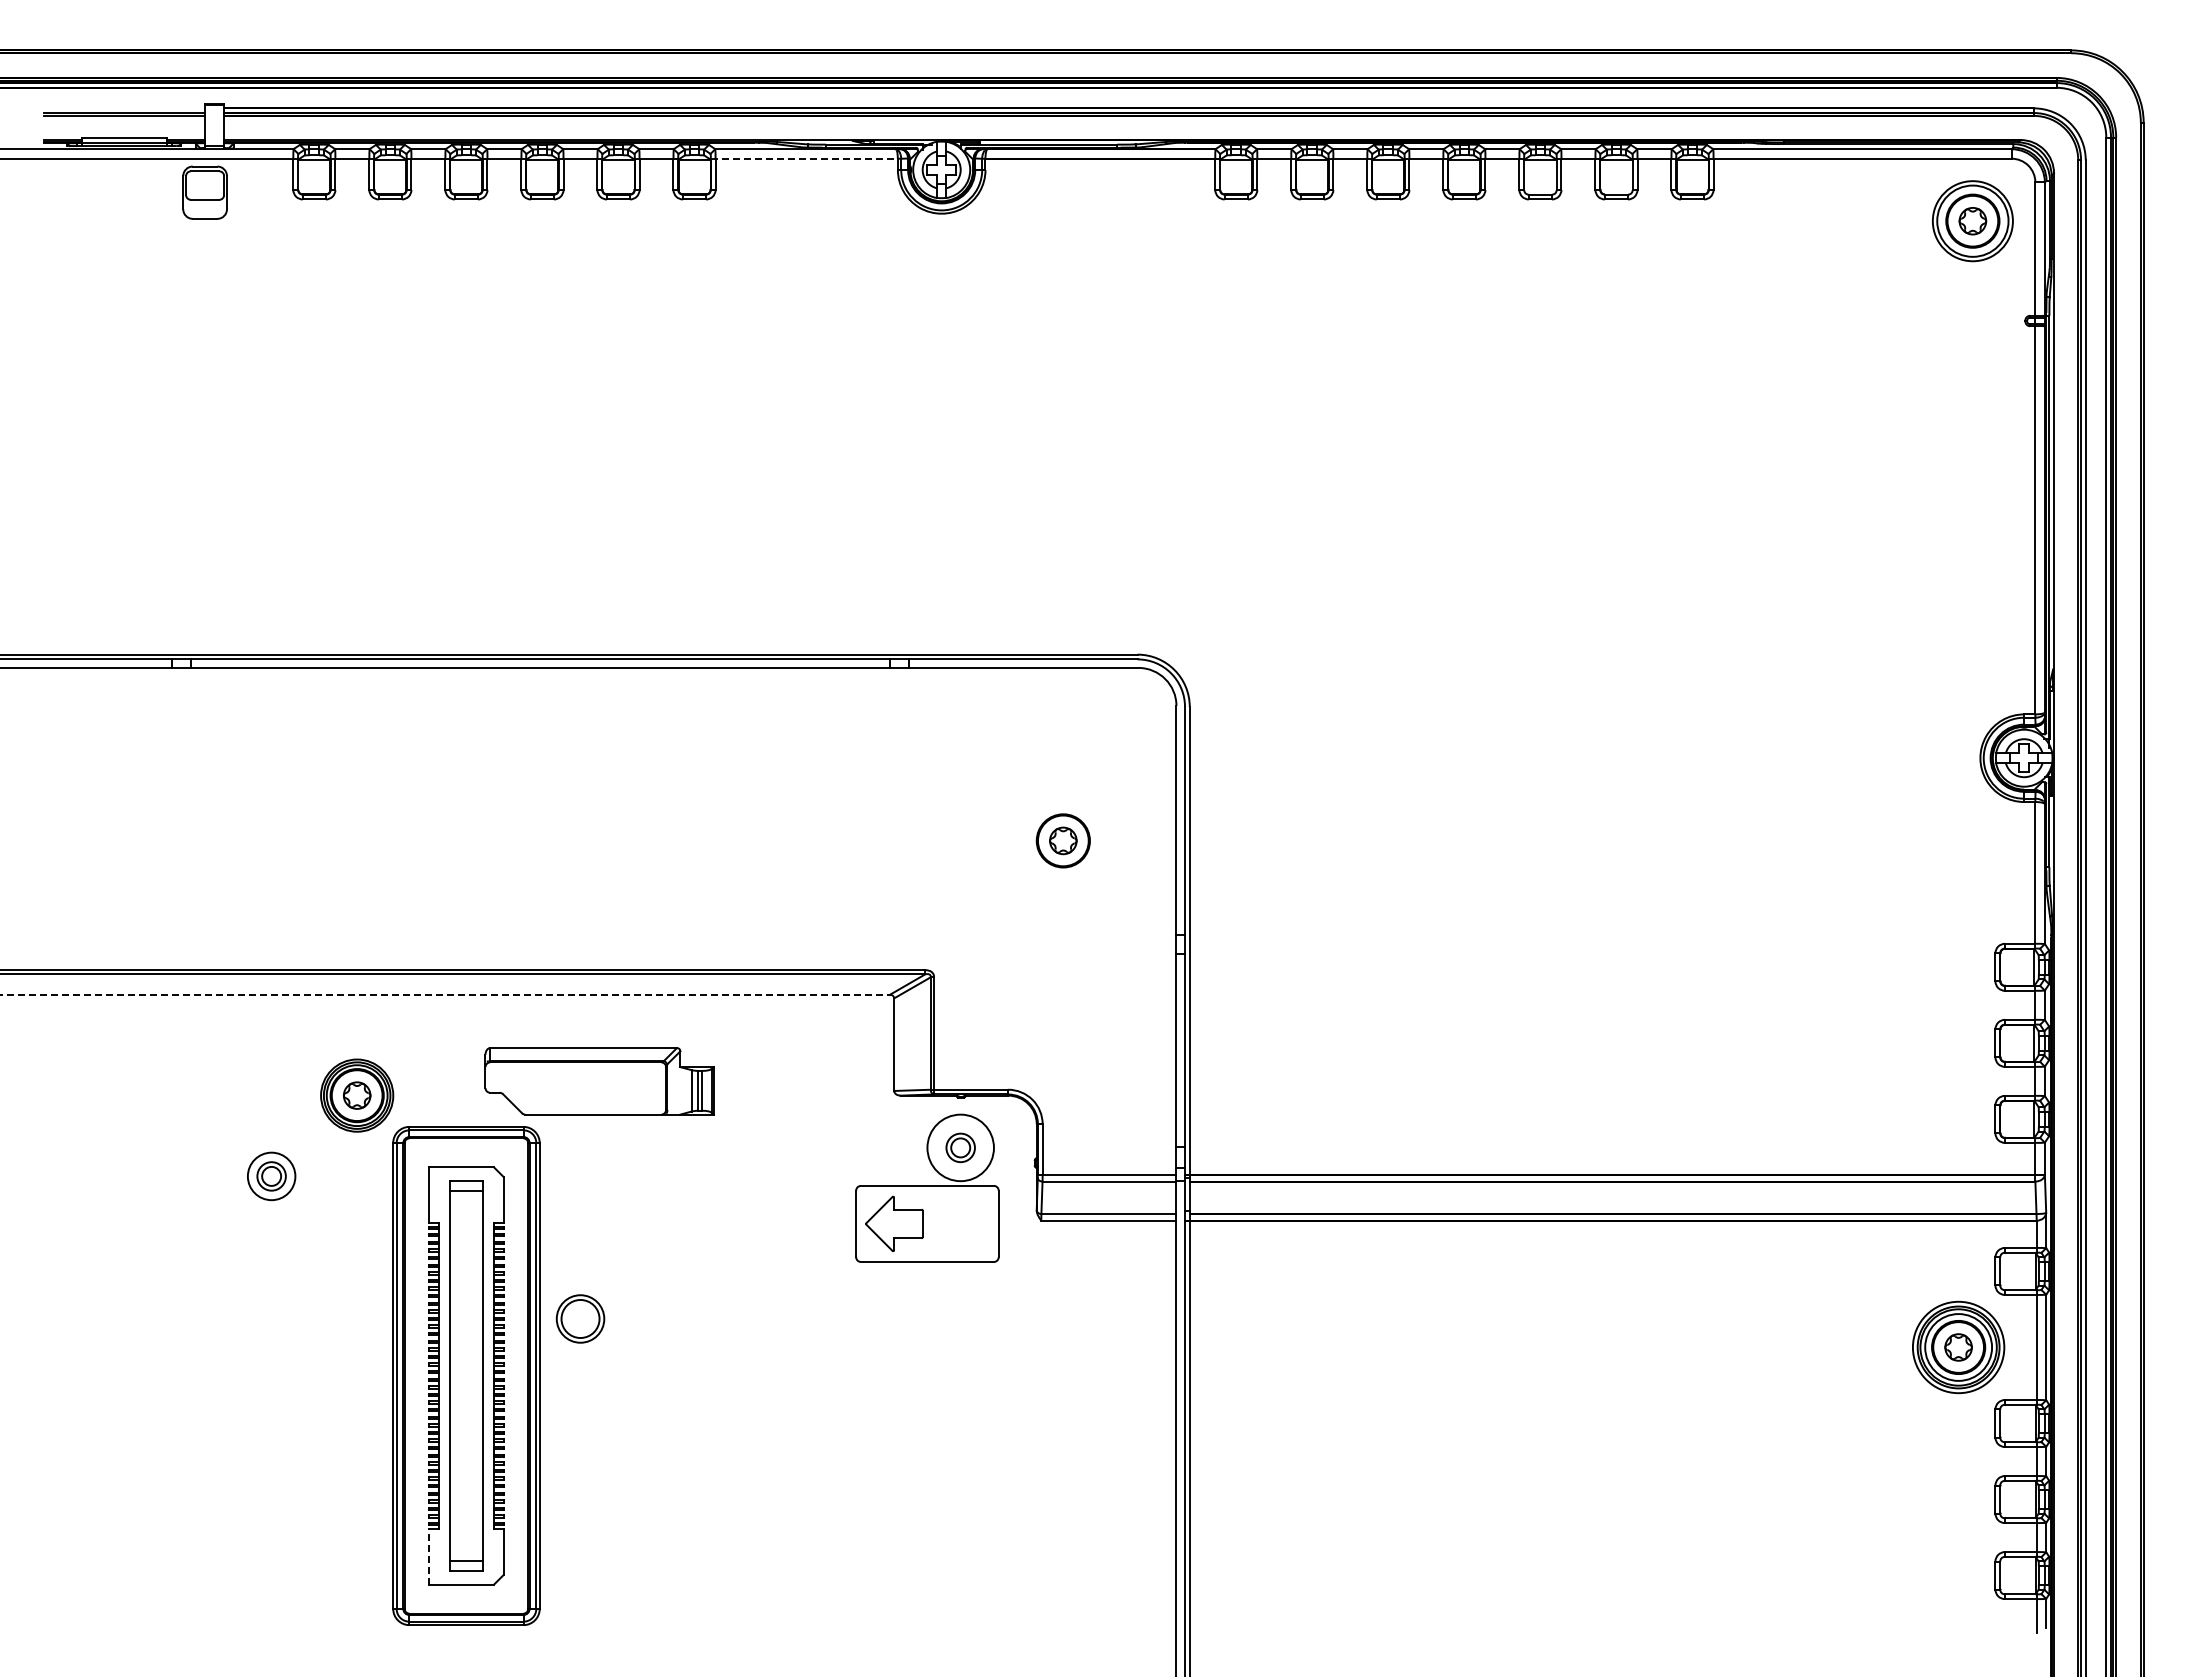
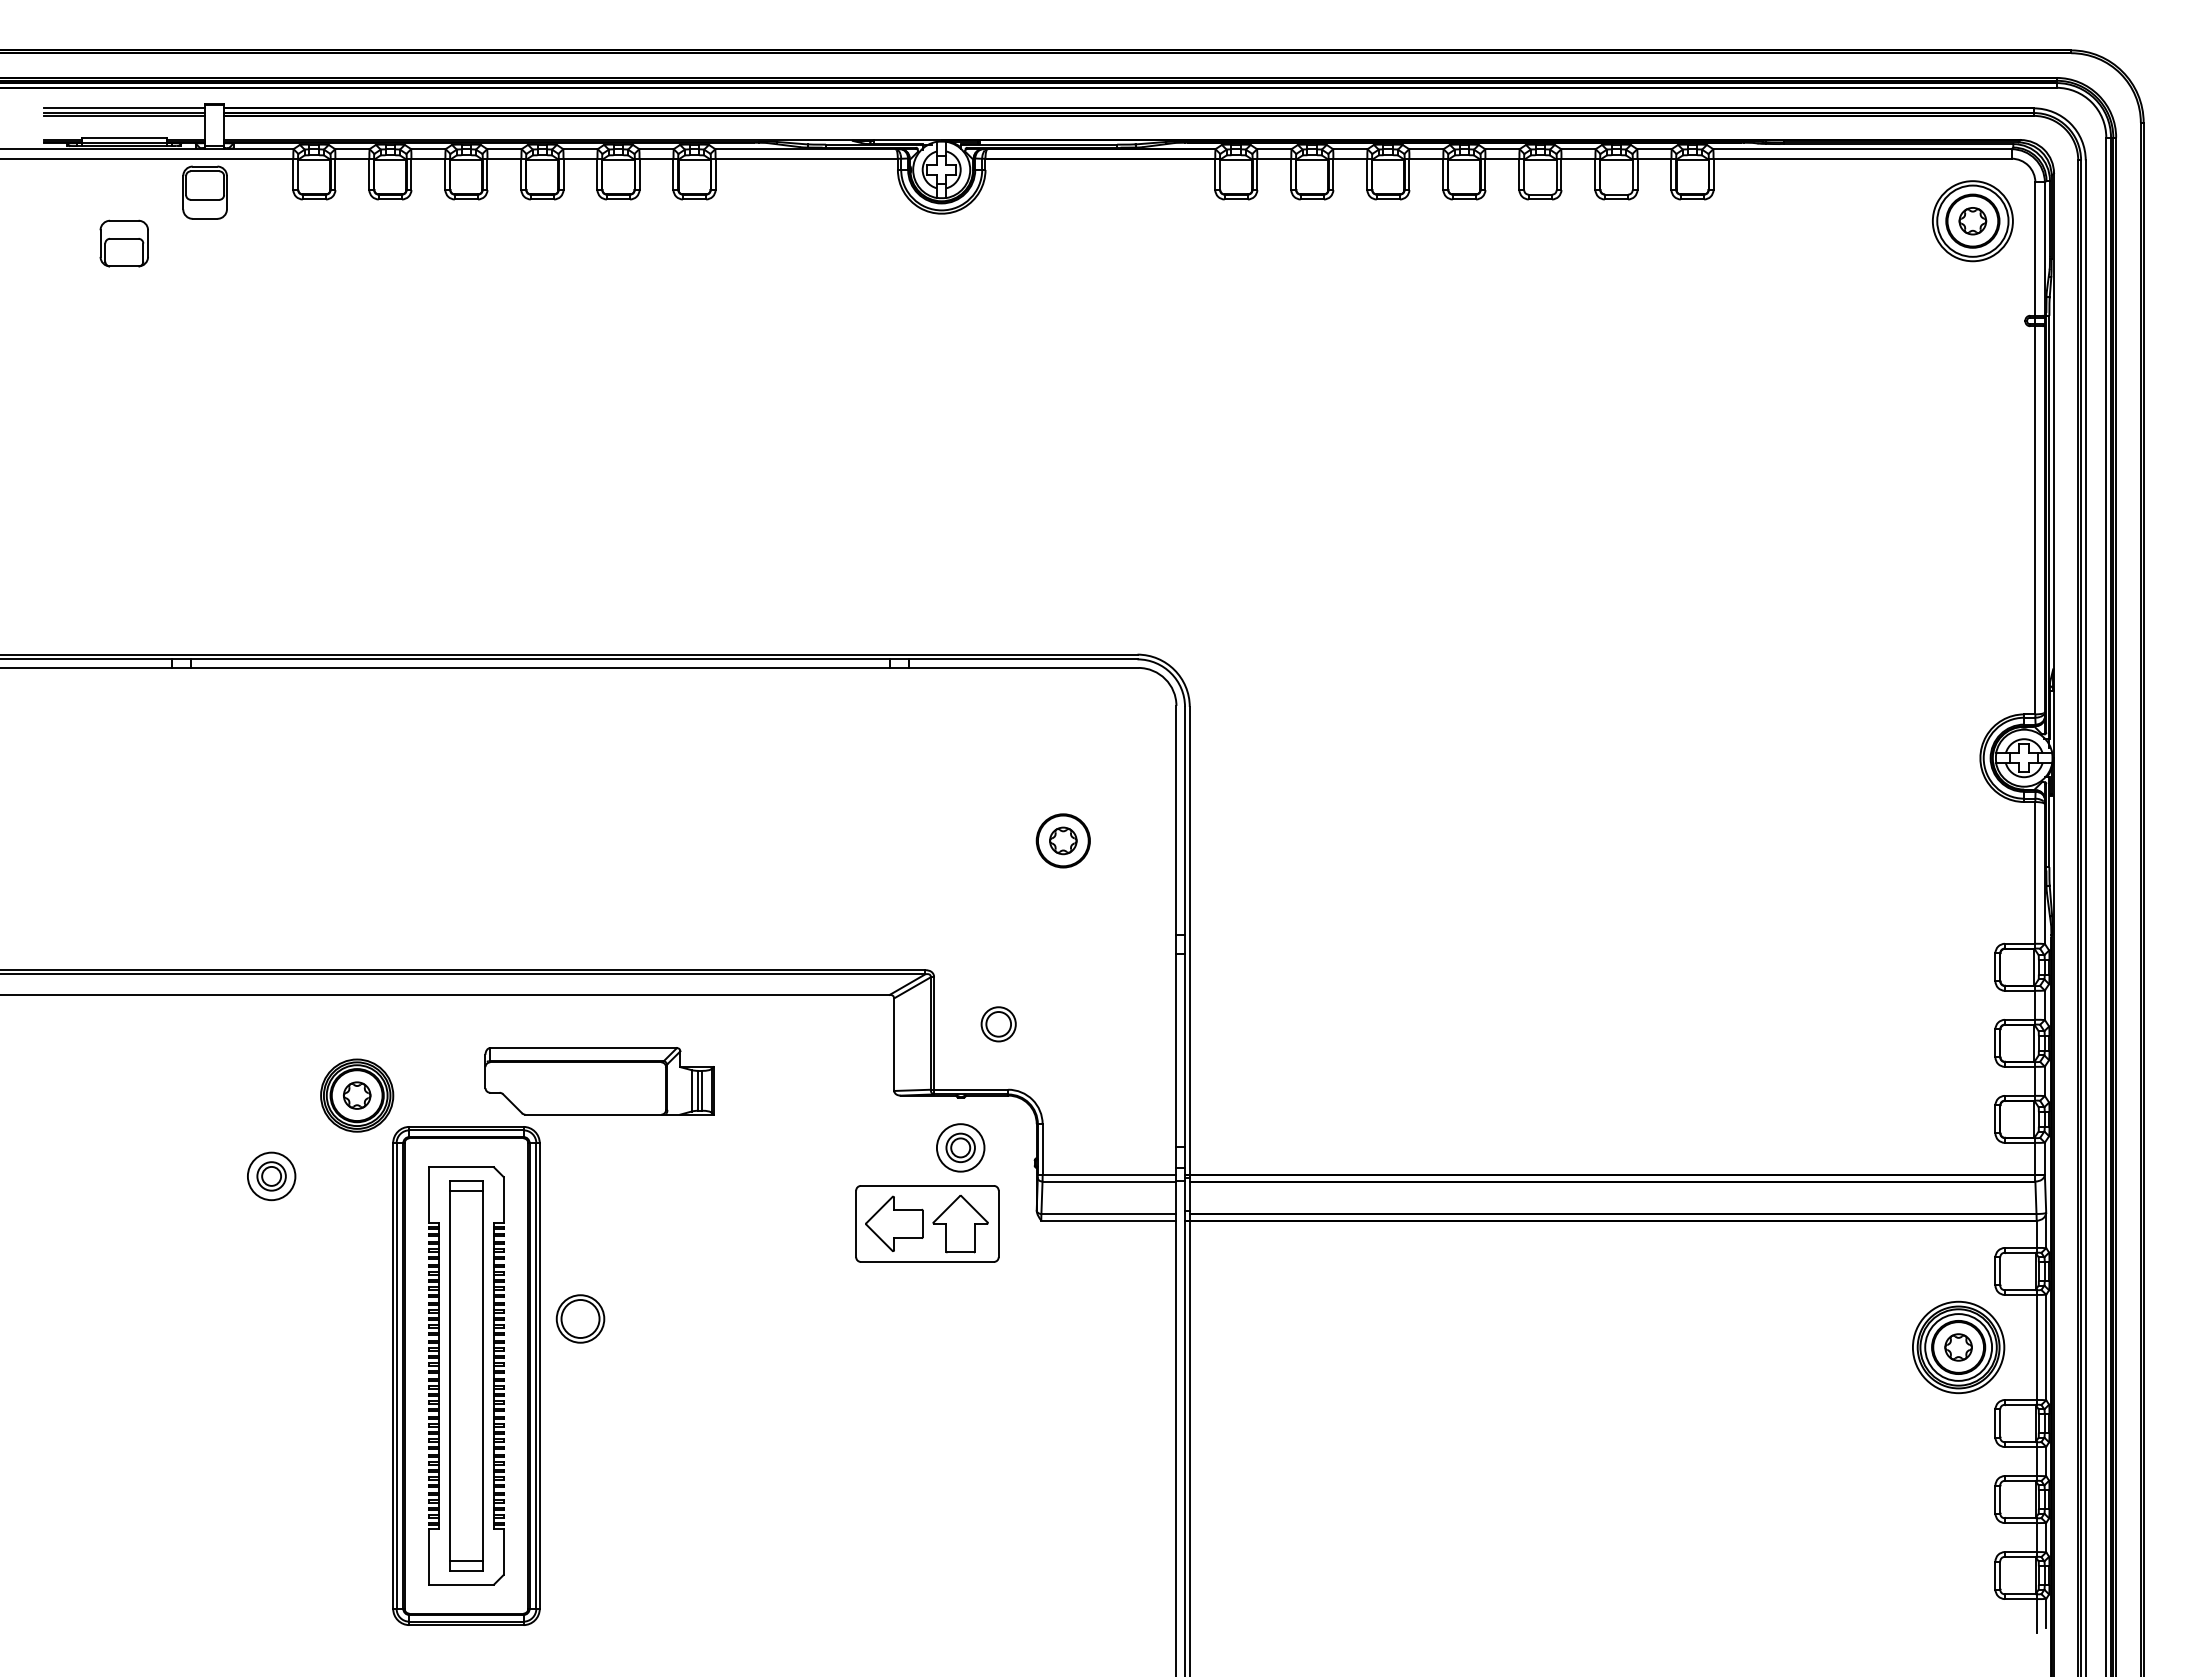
line: none -> present (124, 108)
line: dashed -> solid (804, 158)
part: none -> present (123, 243)
line: dashed -> solid (445, 994)
part: none -> present (998, 1024)
circle diameter: 67 px -> 48 px (960, 1147)
part: none -> present (960, 1224)
line: dashed -> solid (429, 1556)
